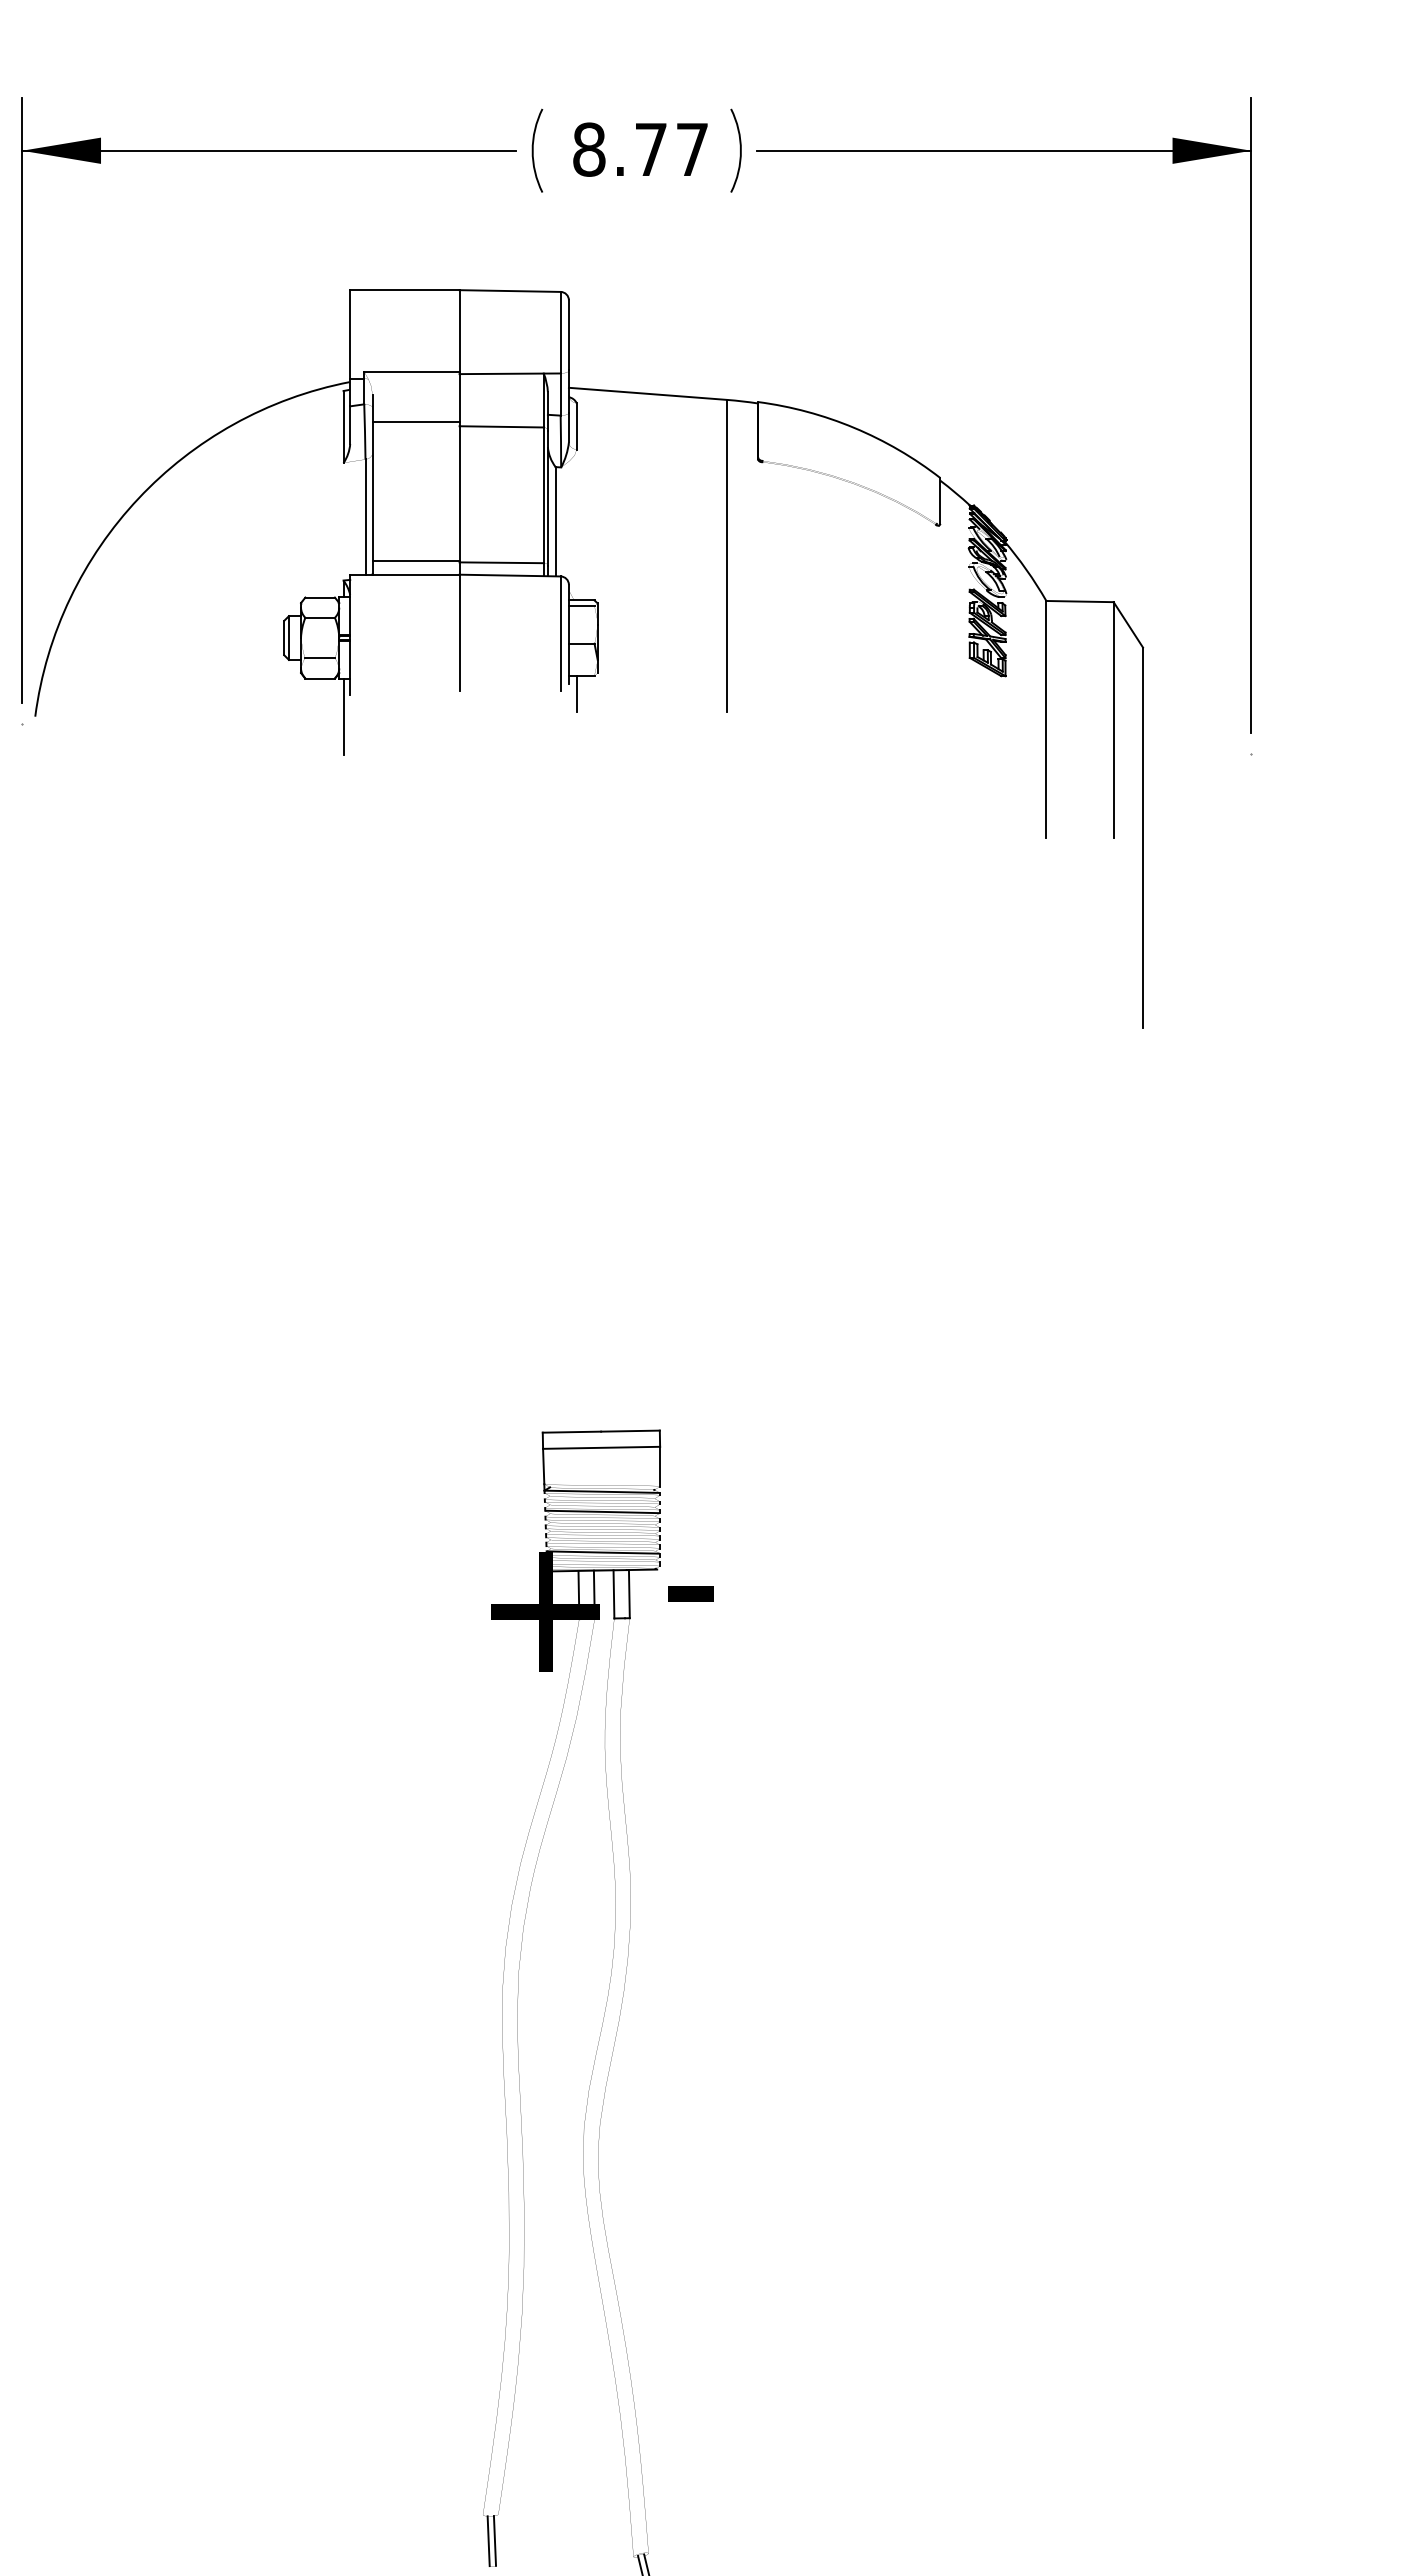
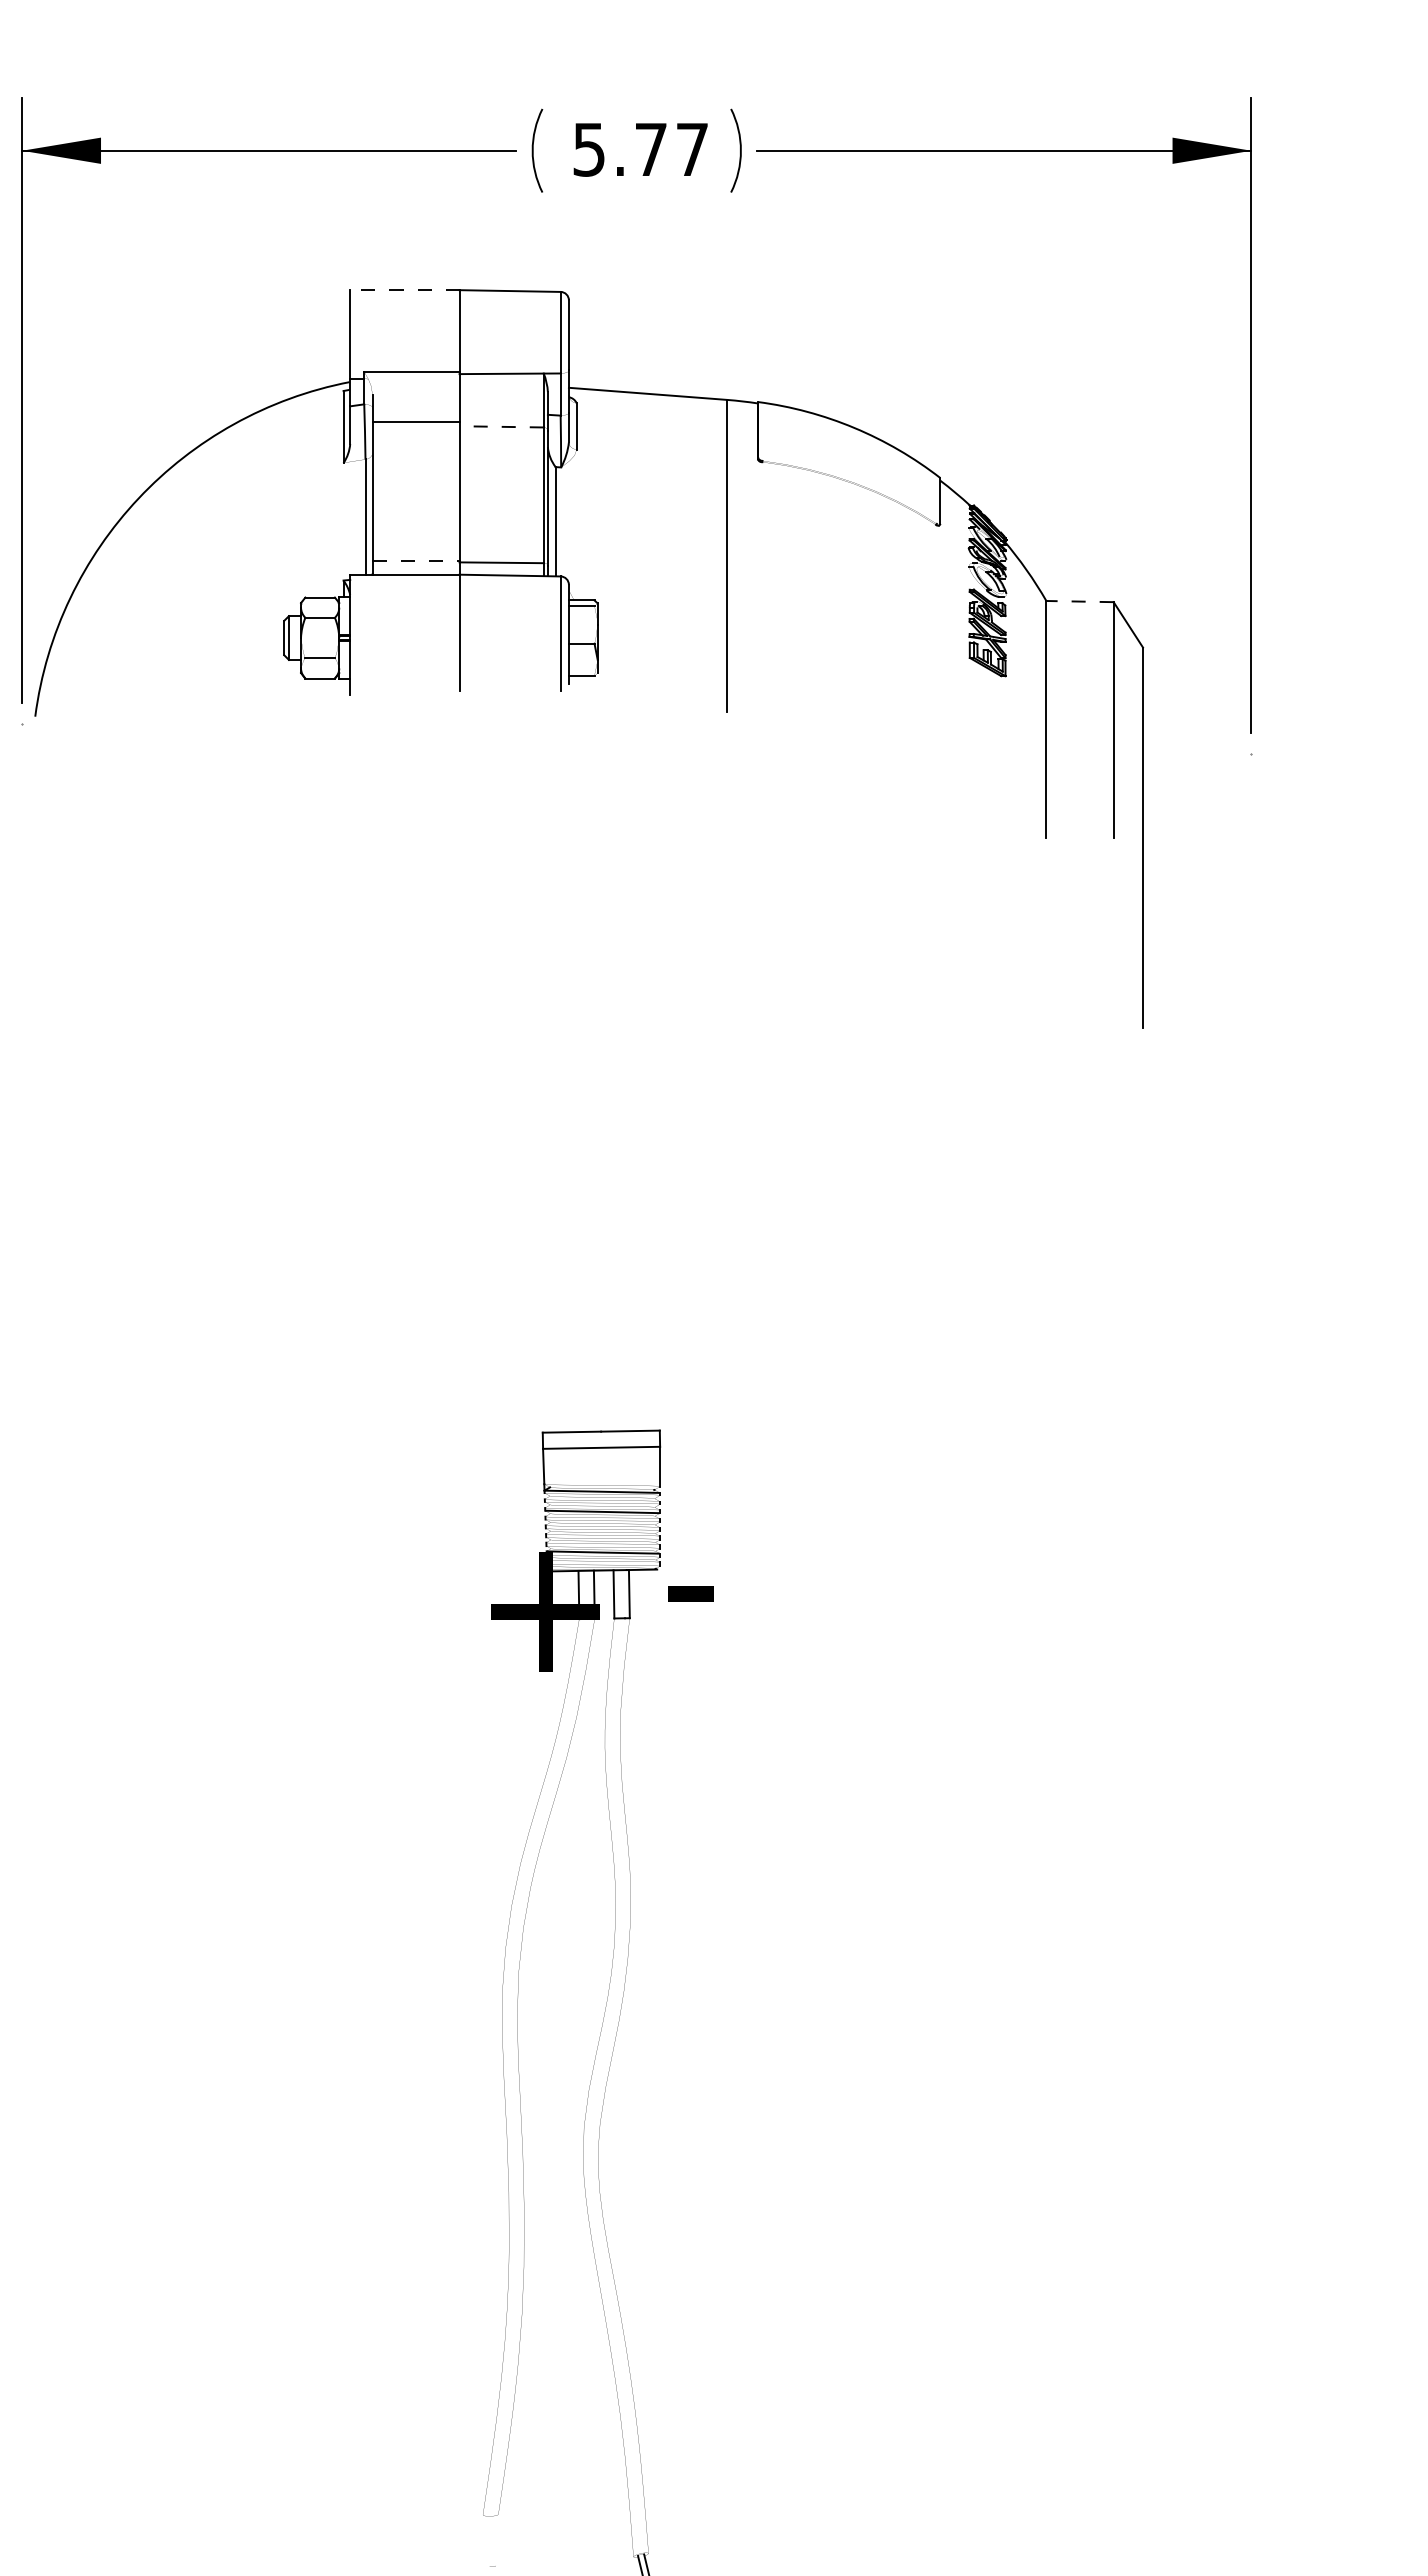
text: 8.77 -> 5.77 (589, 149)
line: solid -> dashed (404, 290)
line: solid -> dashed (501, 426)
line: solid -> dashed (416, 560)
line: solid -> dashed (1080, 601)
line: present -> none (576, 693)
line: present -> none (343, 716)
line: present -> none (494, 2540)
line: present -> none (488, 2541)
